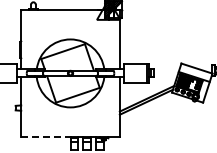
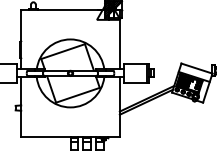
line: dashed -> solid (45, 137)
